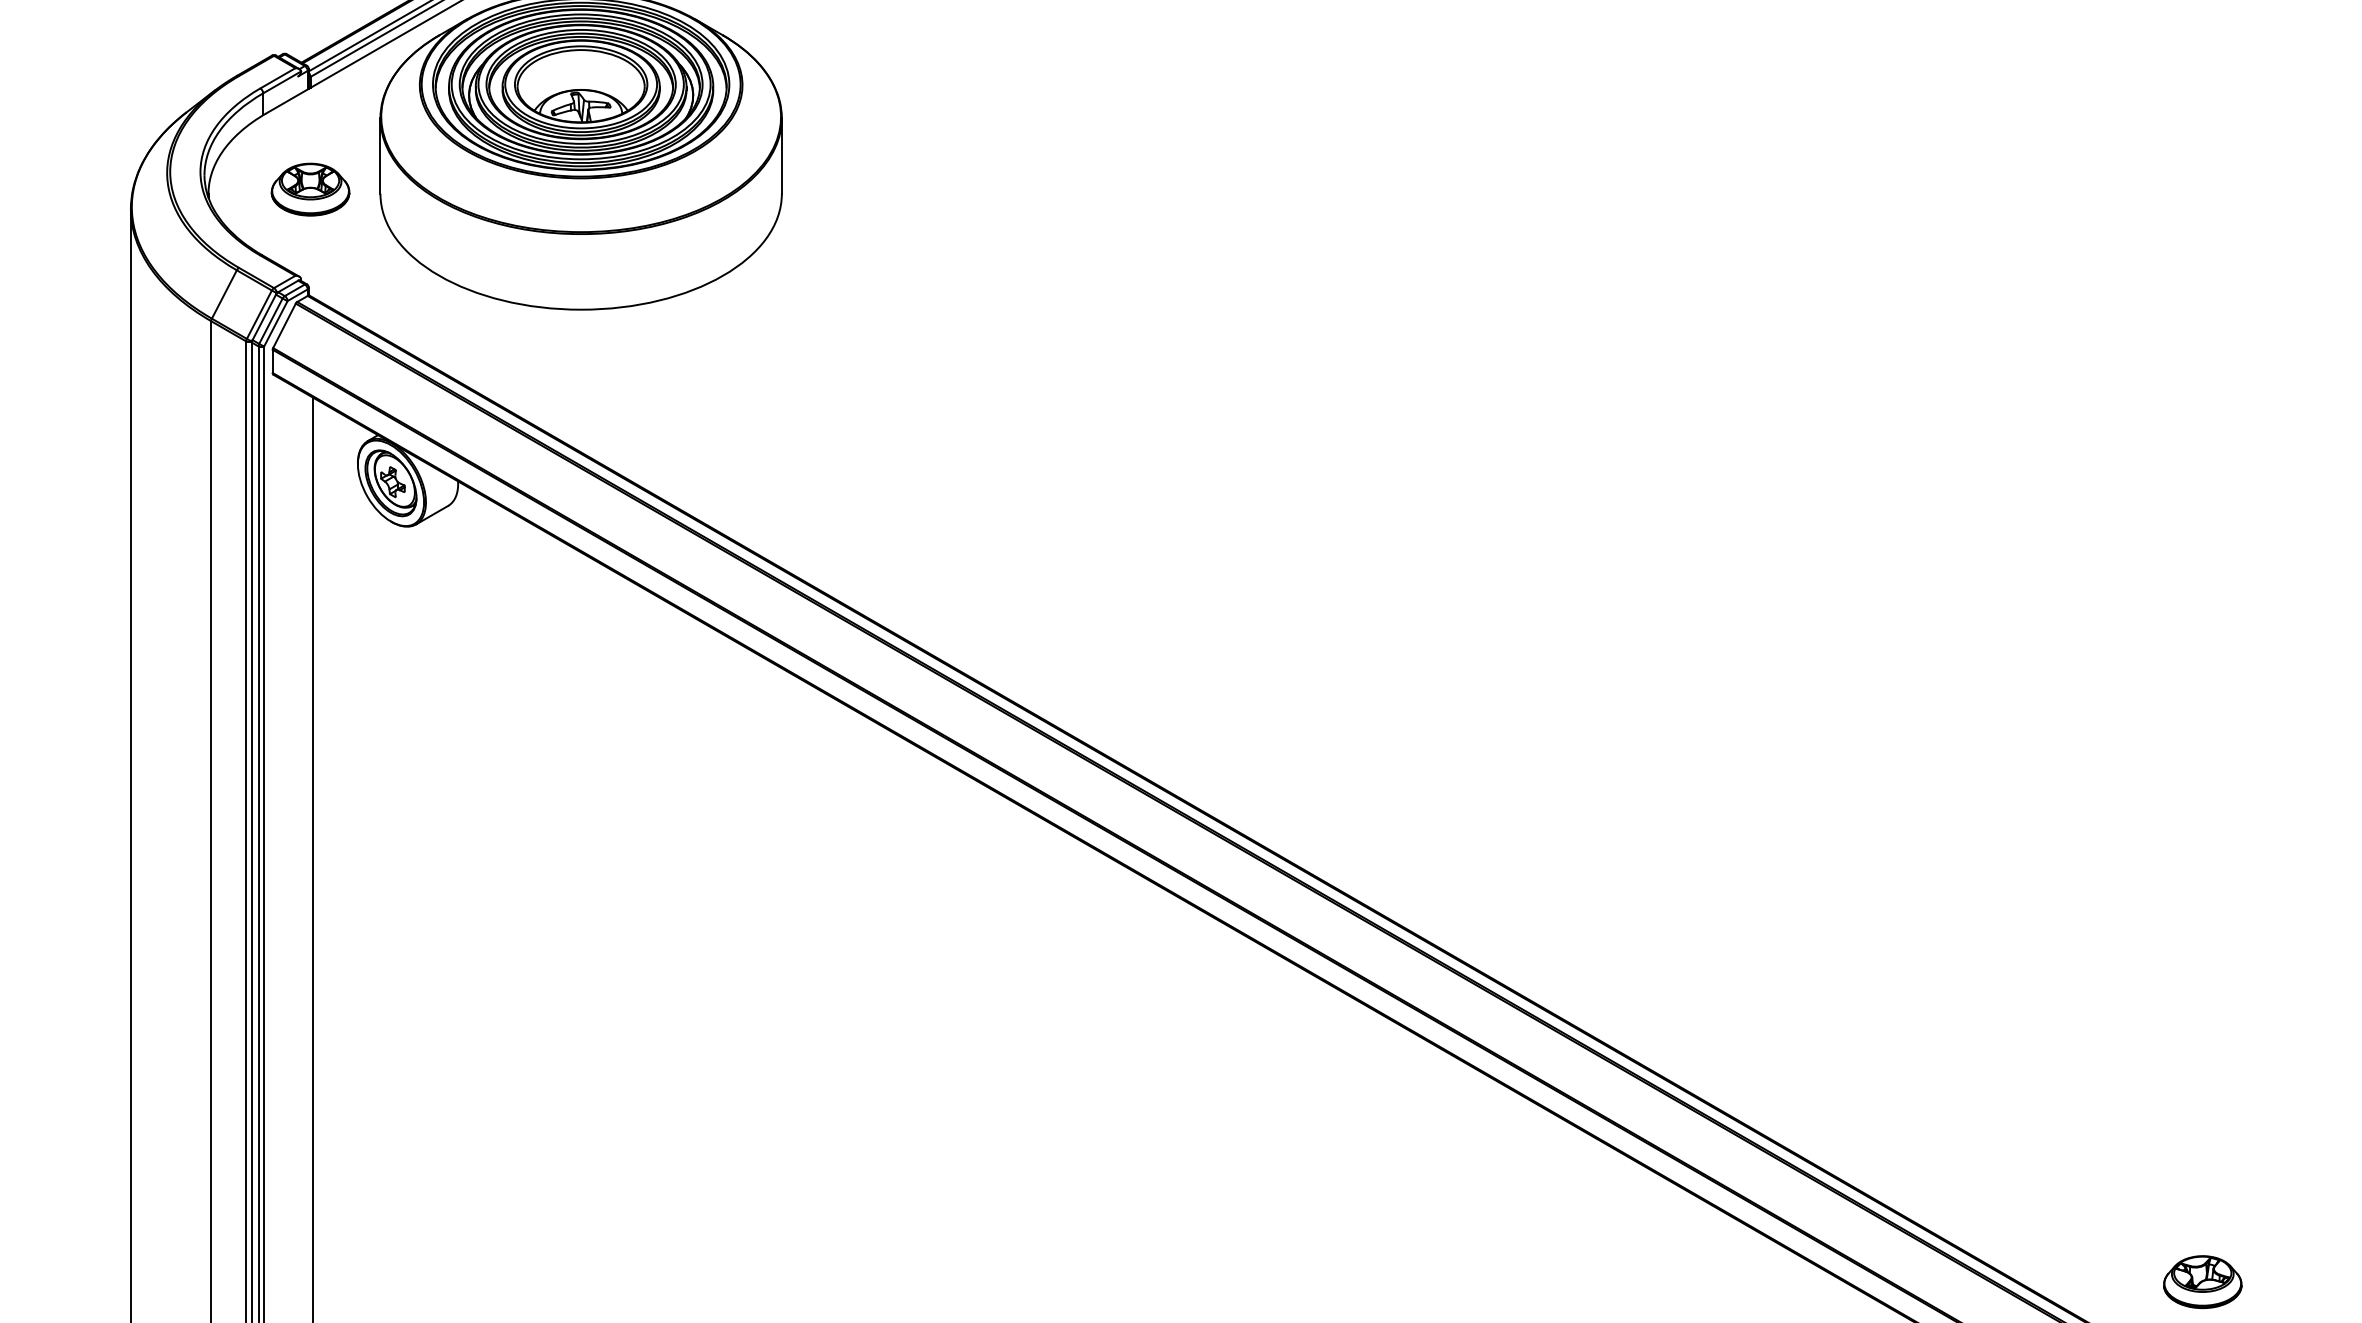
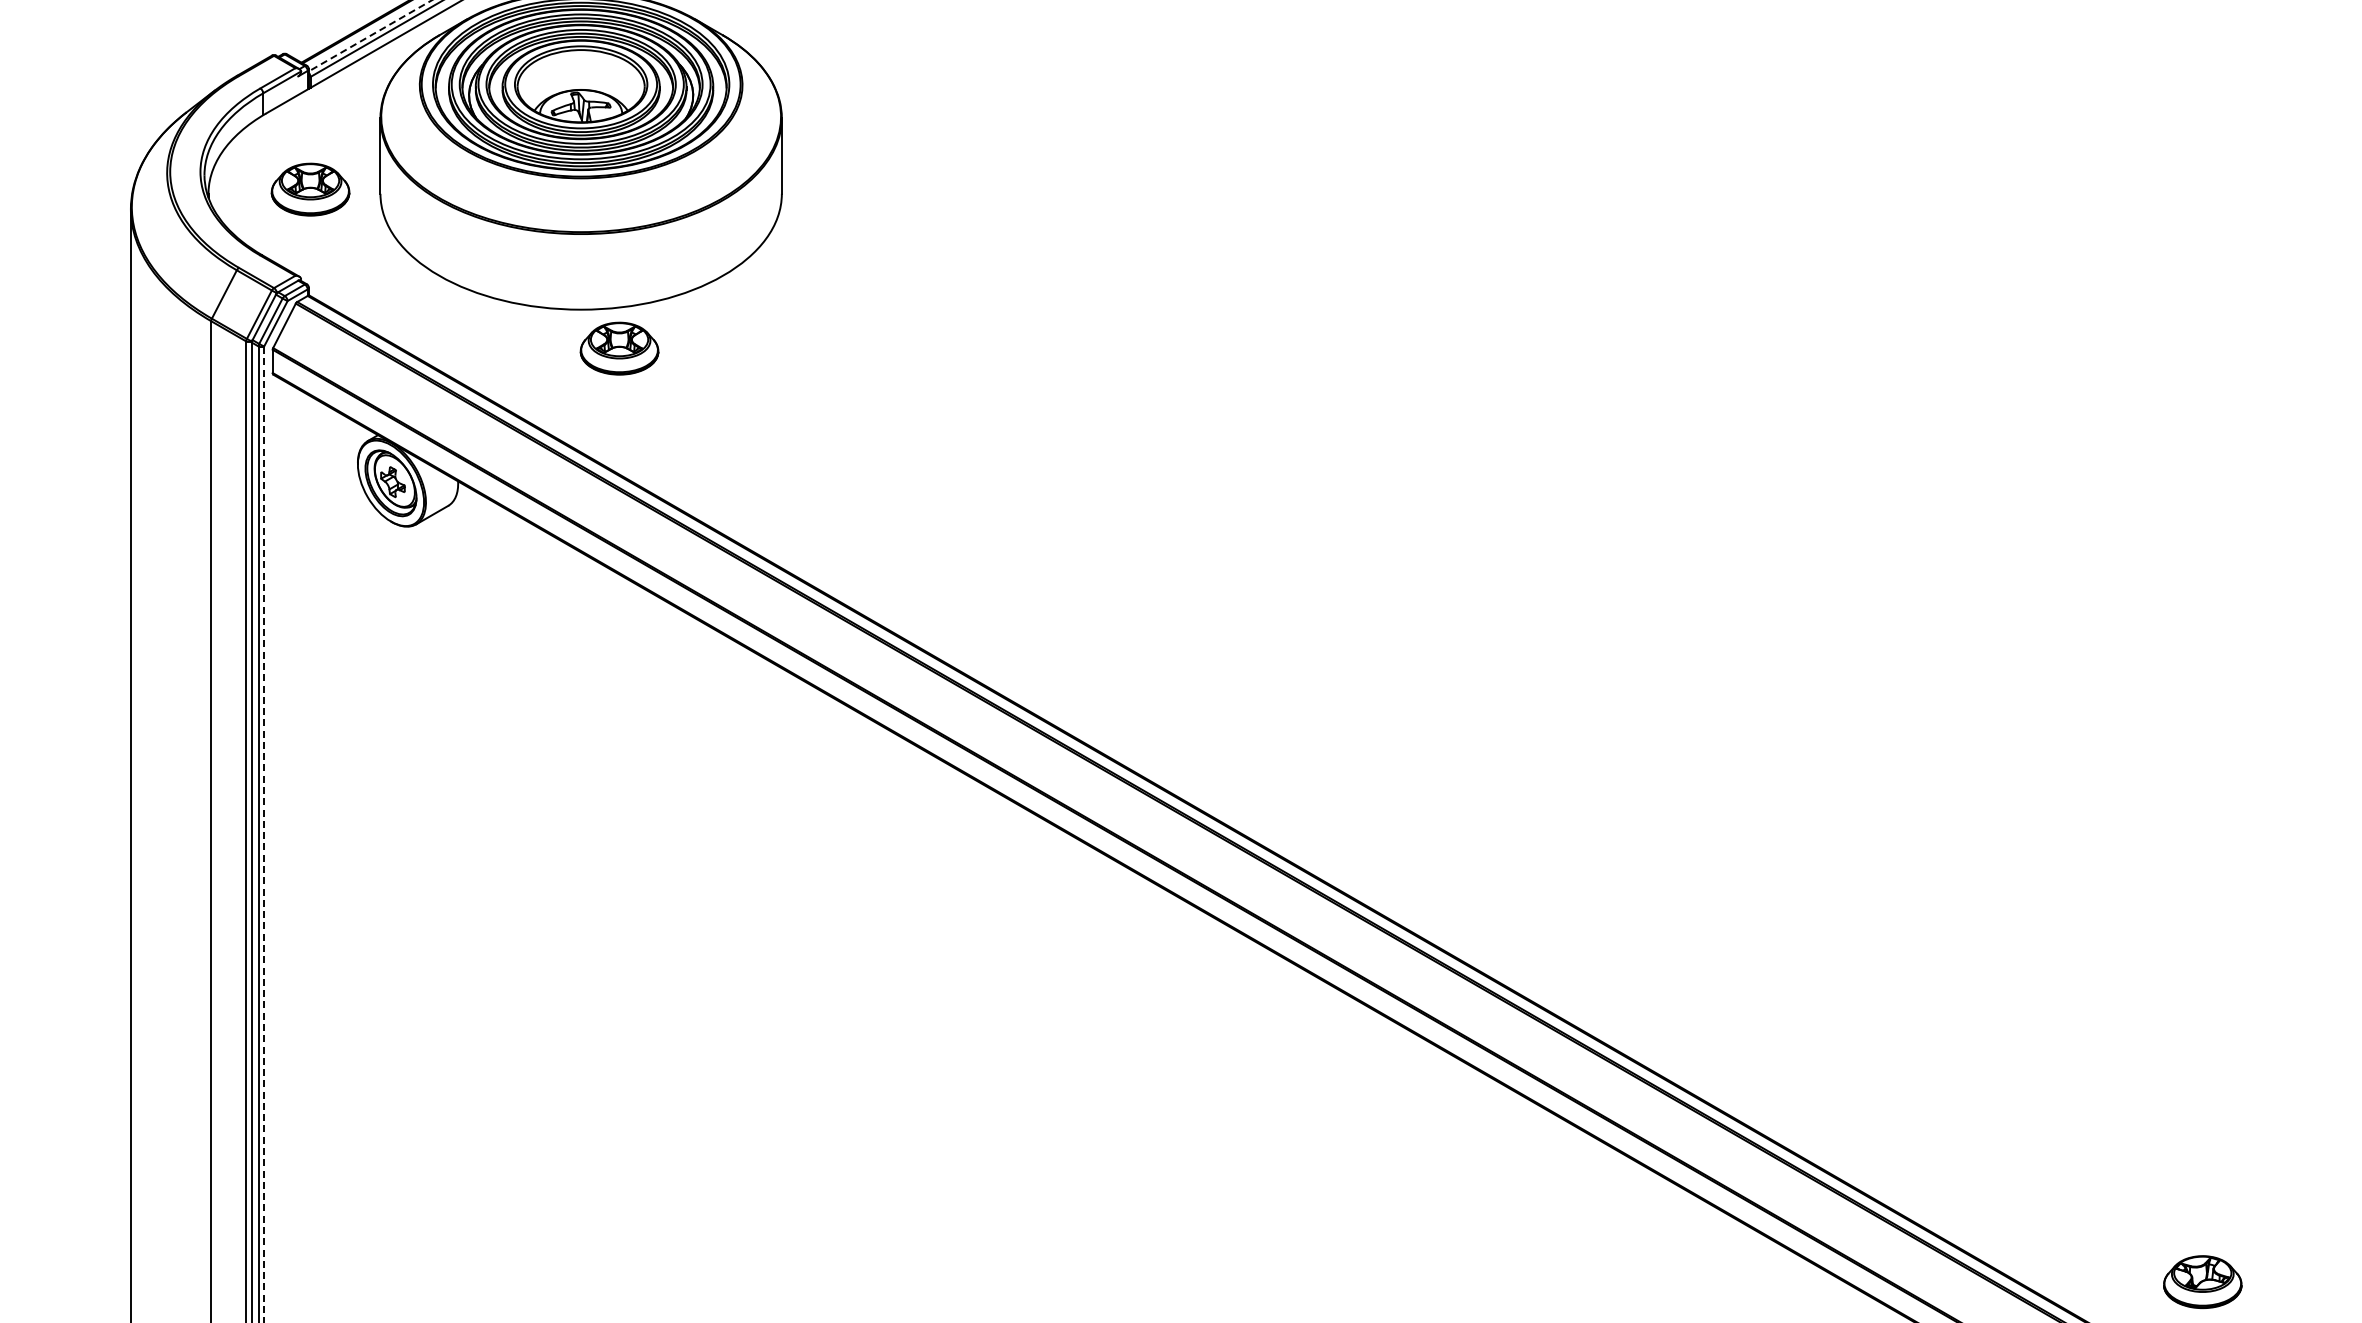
line: solid -> dashed (370, 35)
part: none -> present (619, 348)
line: solid -> dashed (264, 834)
line: present -> none (312, 858)
